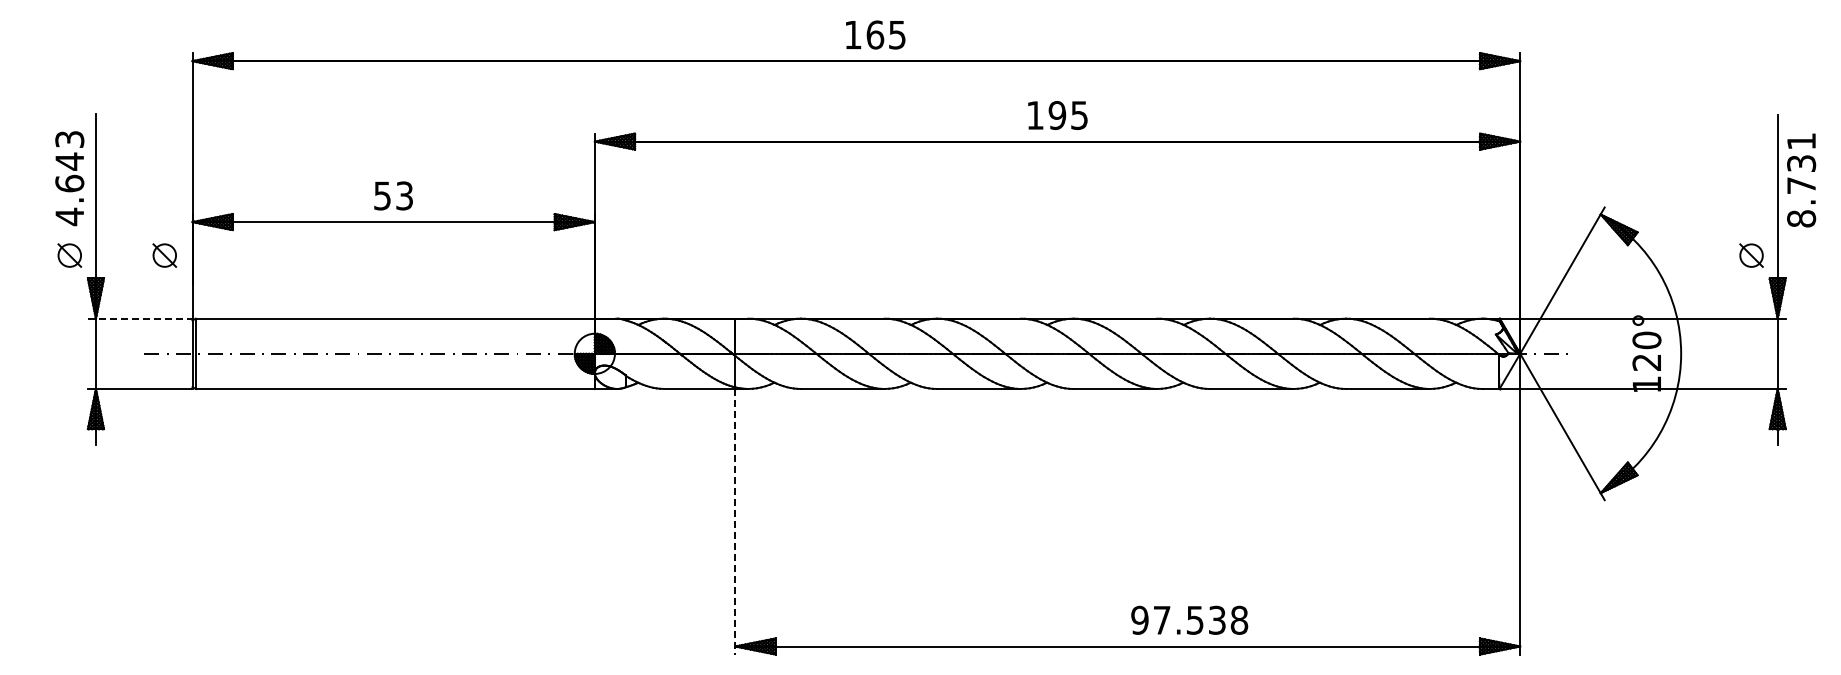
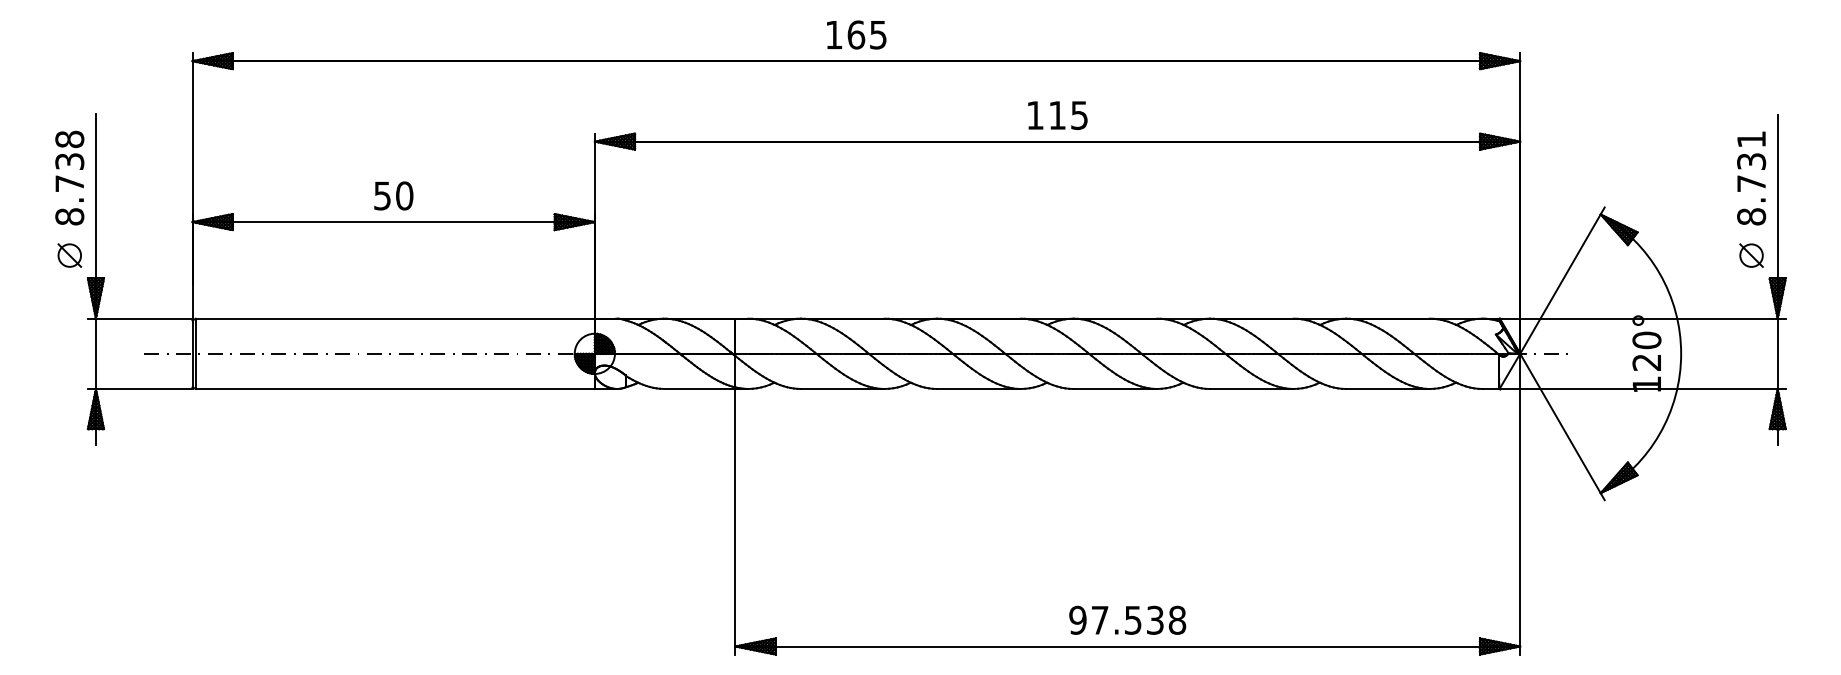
text position: (875, 34) -> (856, 34) (856, 34)
text: 195 -> 115 (1057, 115)
text: 4.643 -> 8.738 (69, 178)
text position: (1801, 180) -> (1751, 178) (1751, 178)
text: 53 -> 50 (404, 195)
part: present -> none (164, 255)
line: dashed -> solid (140, 318)
line: dashed -> solid (735, 521)
text position: (1189, 619) -> (1127, 619) (1127, 619)
